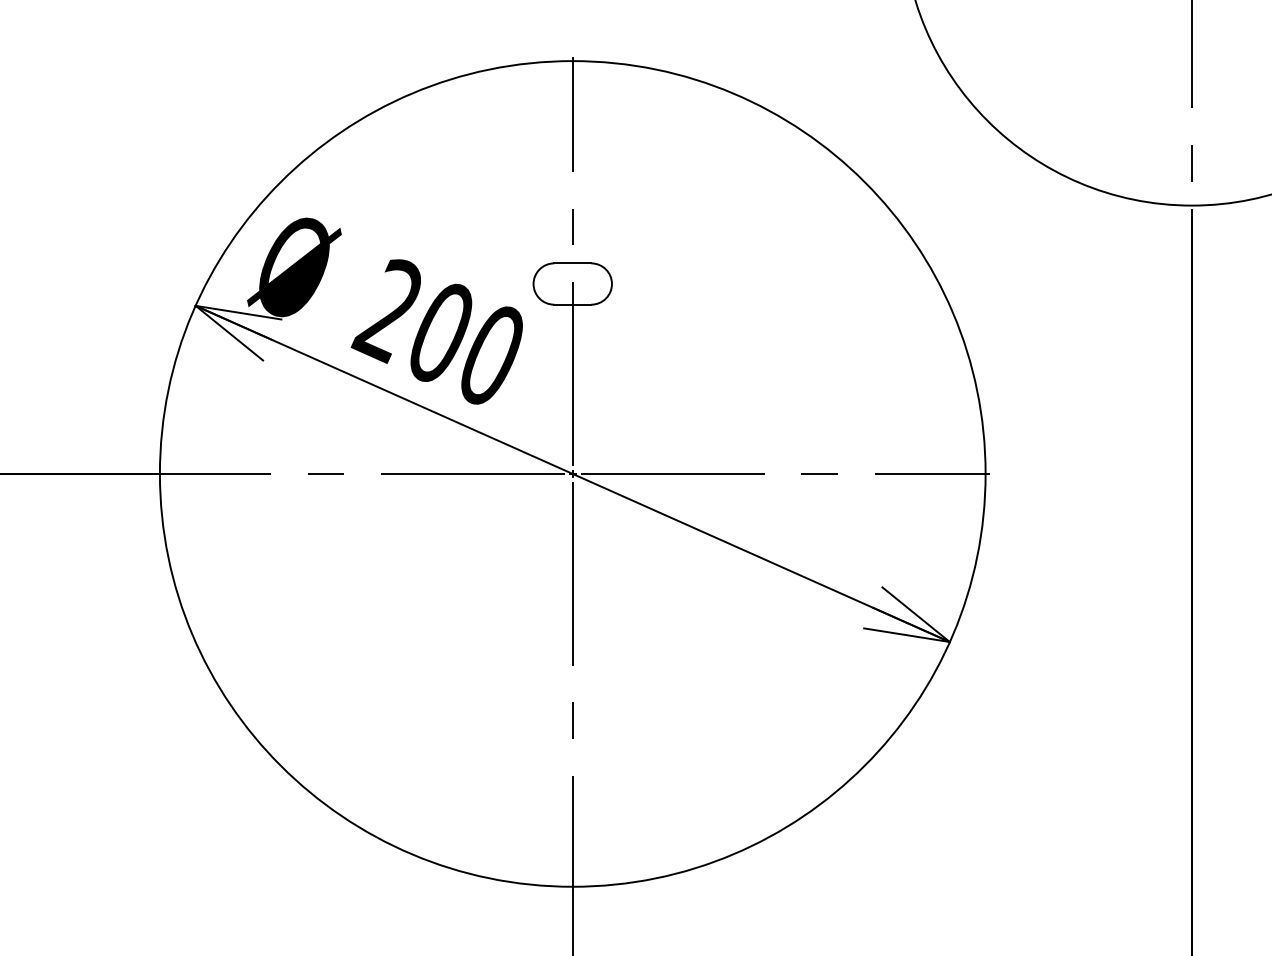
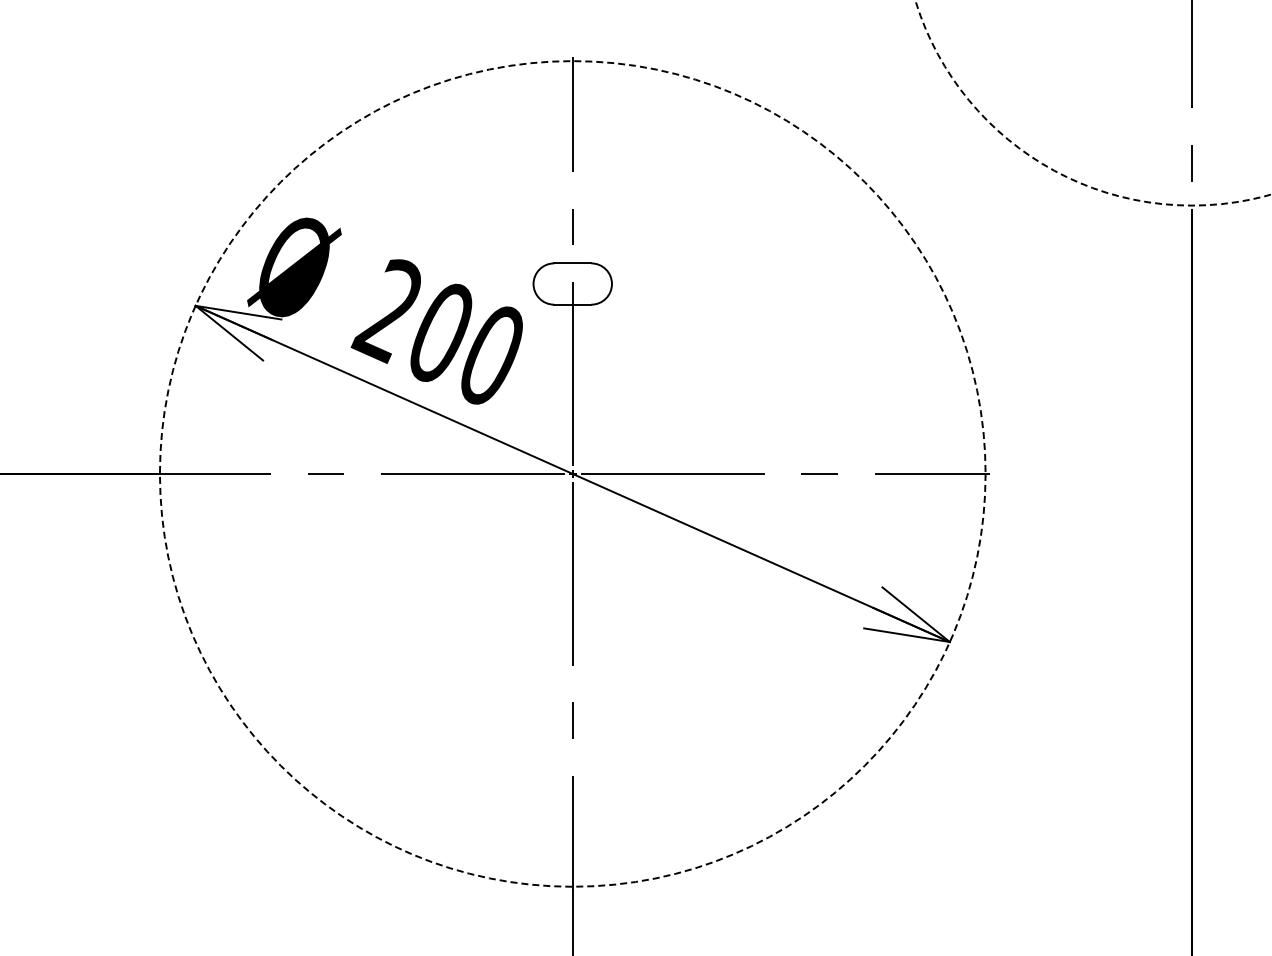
circle: solid -> dashed (1093, 102)
circle: solid -> dashed (572, 473)
